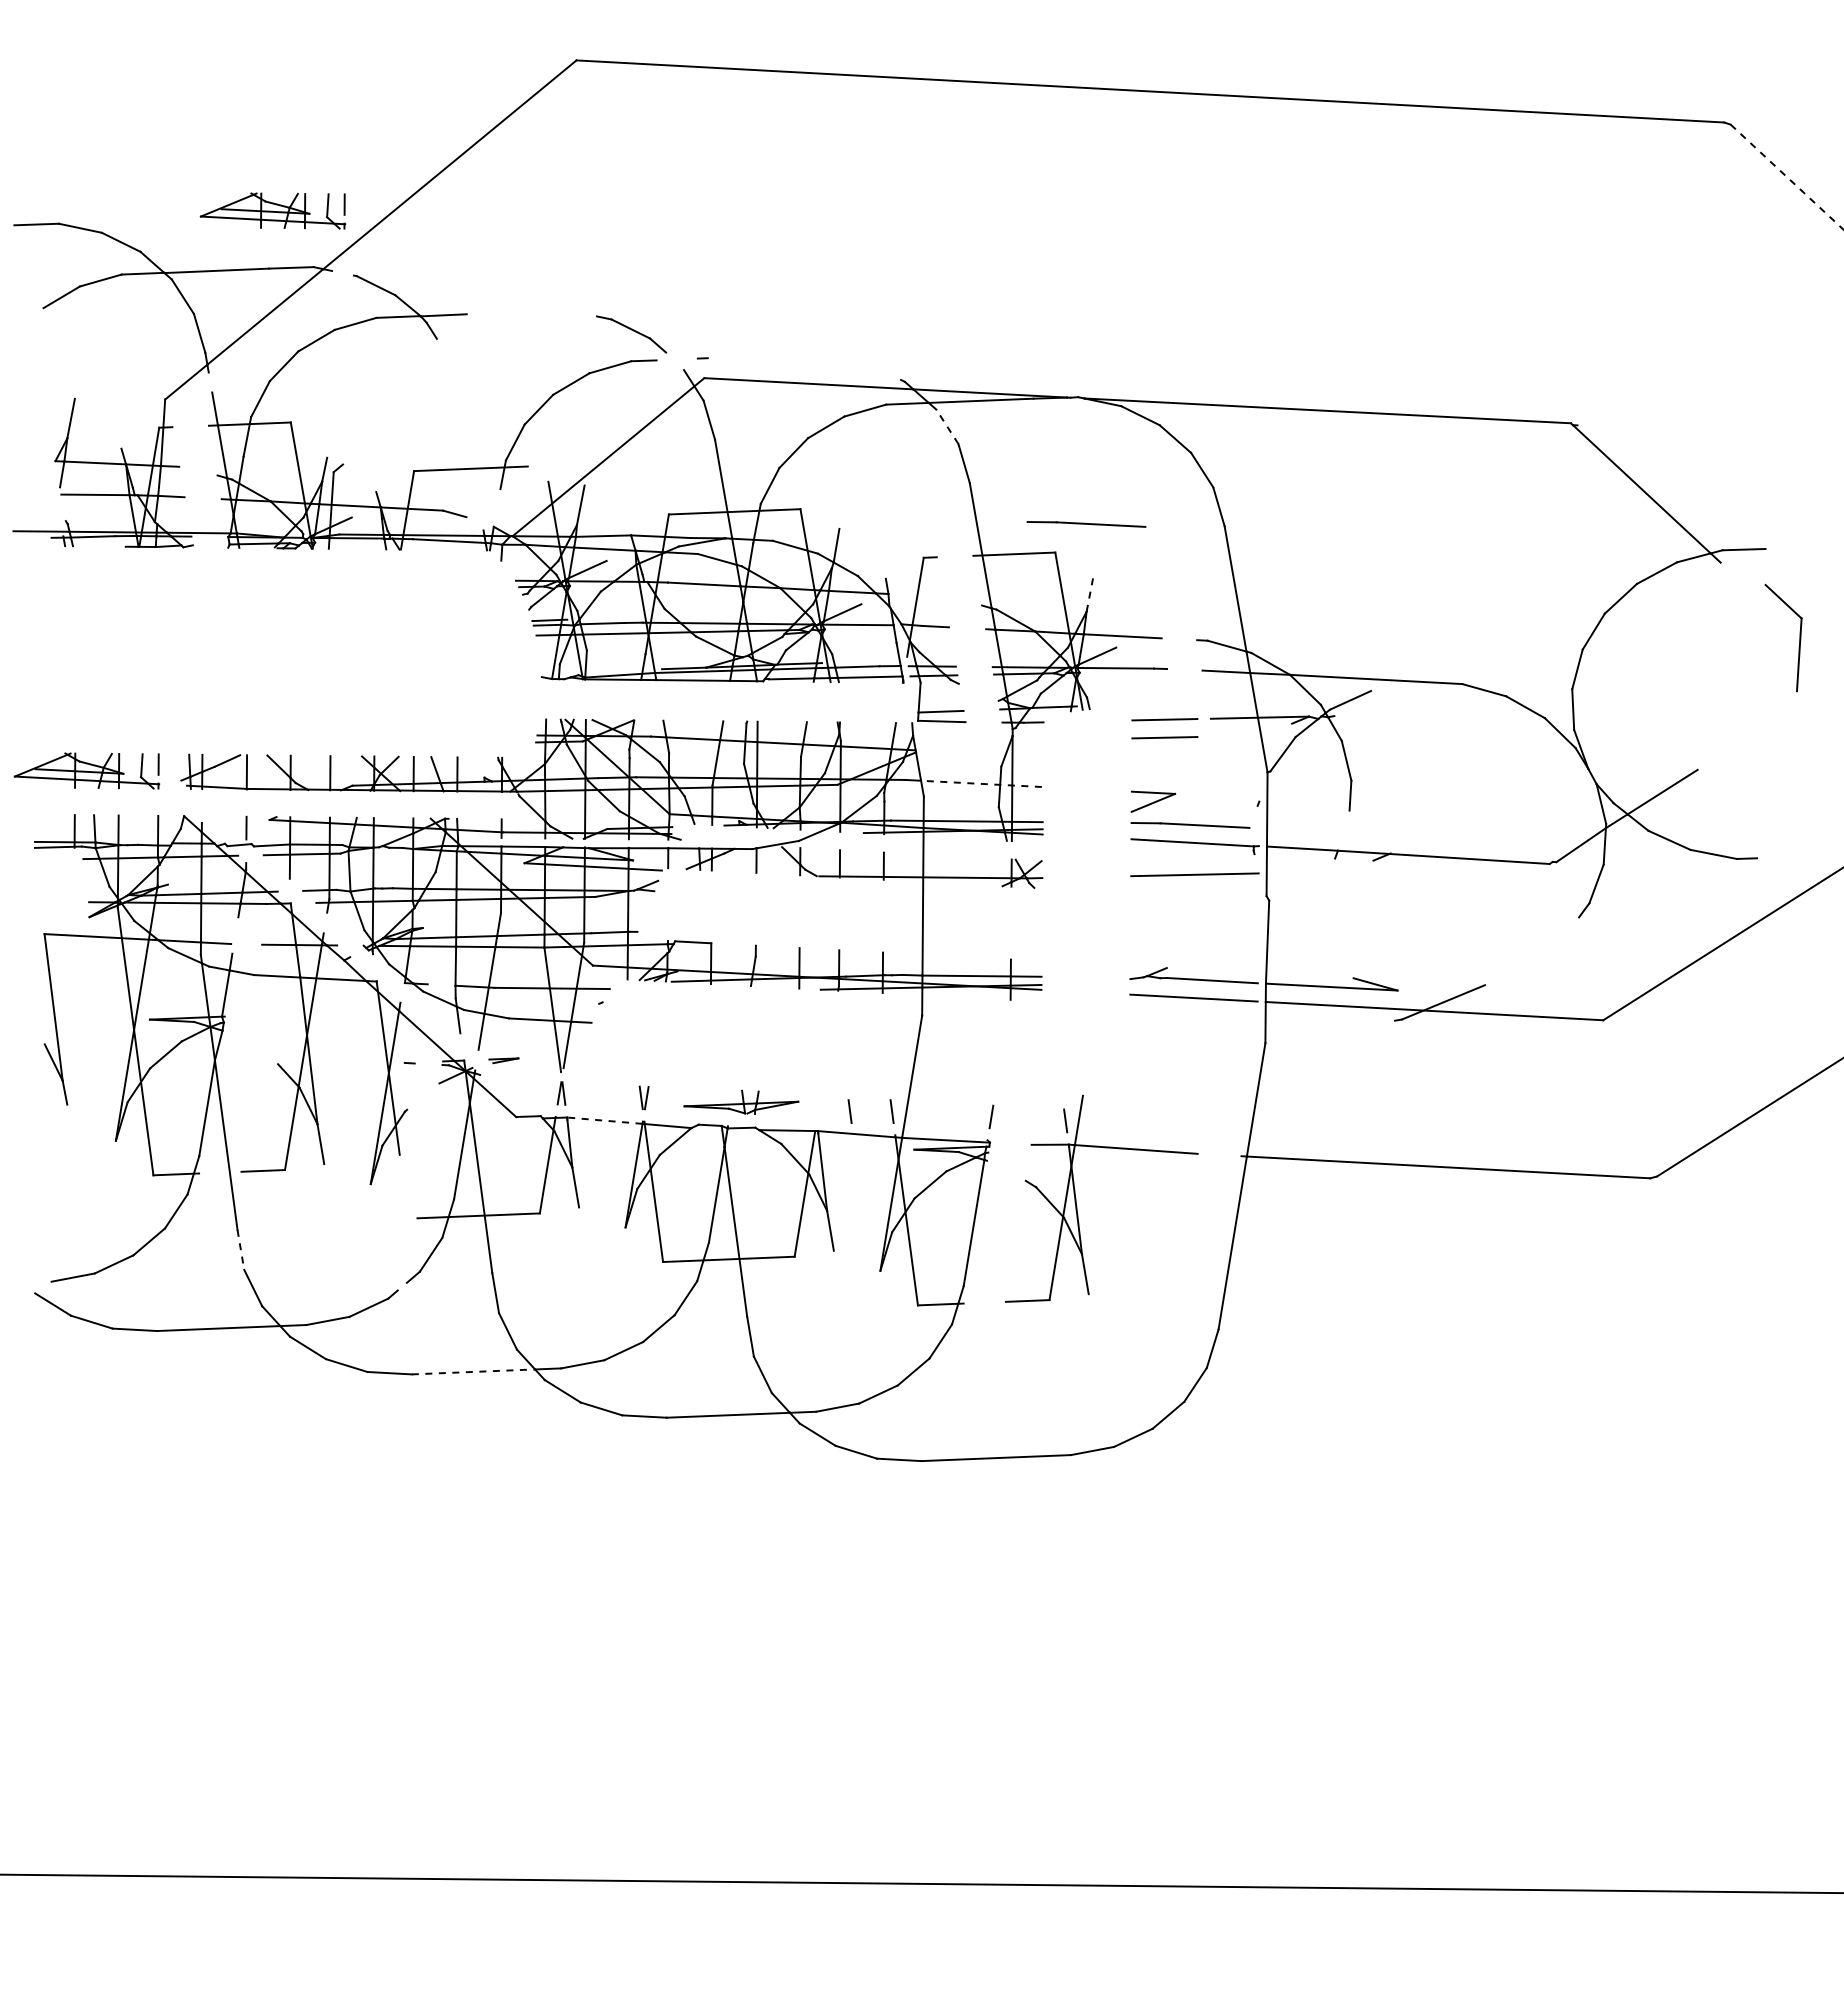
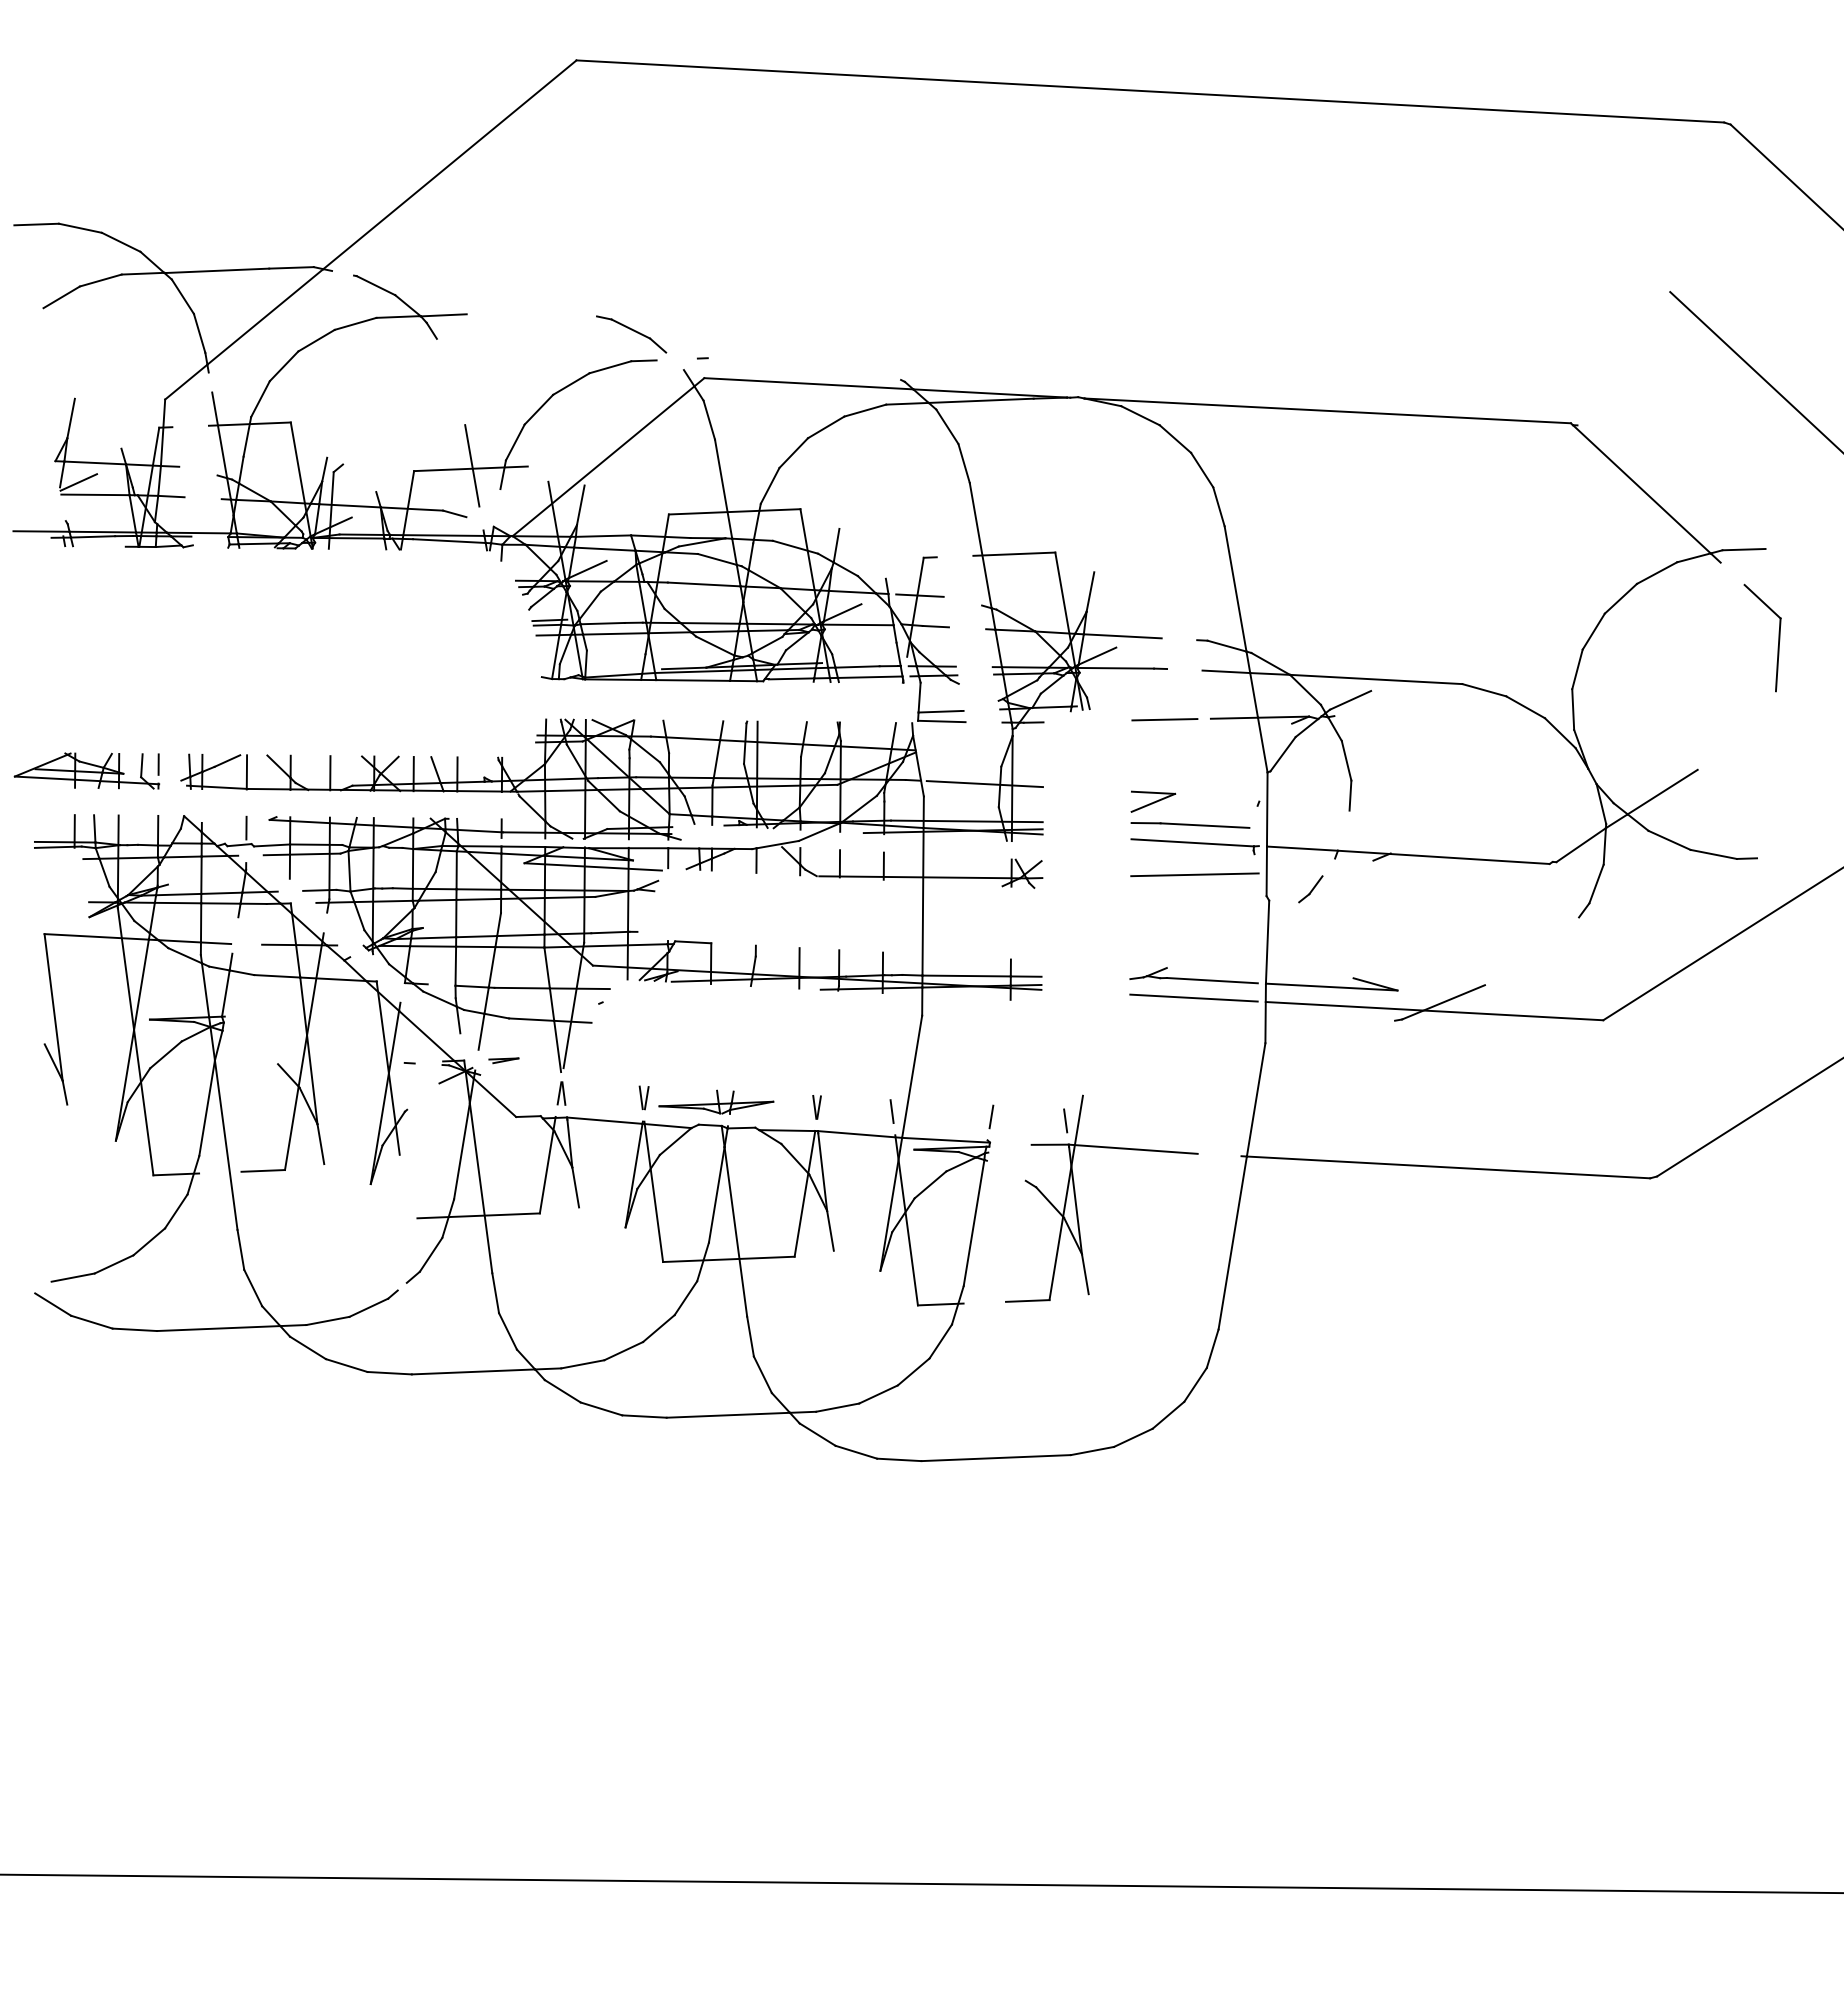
line: dashed -> solid (1787, 177)
part: present -> none (272, 210)
line: none -> present (1755, 371)
line: dashed -> solid (947, 426)
line: none -> present (472, 465)
line: none -> present (78, 482)
line: present -> none (1086, 524)
line: dashed -> solid (1090, 591)
line: none -> present (919, 595)
part position: (1799, 637) -> (1778, 637) (1778, 637)
line: present -> none (1164, 737)
line: dashed -> solid (985, 784)
part: none -> present (1310, 889)
part position: (741, 1101) -> (716, 1101) (716, 1101)
part: none -> present (816, 1107)
line: present -> none (849, 1111)
line: dashed -> solid (604, 1120)
line: dashed -> solid (240, 1250)
line: dashed -> solid (473, 1371)
